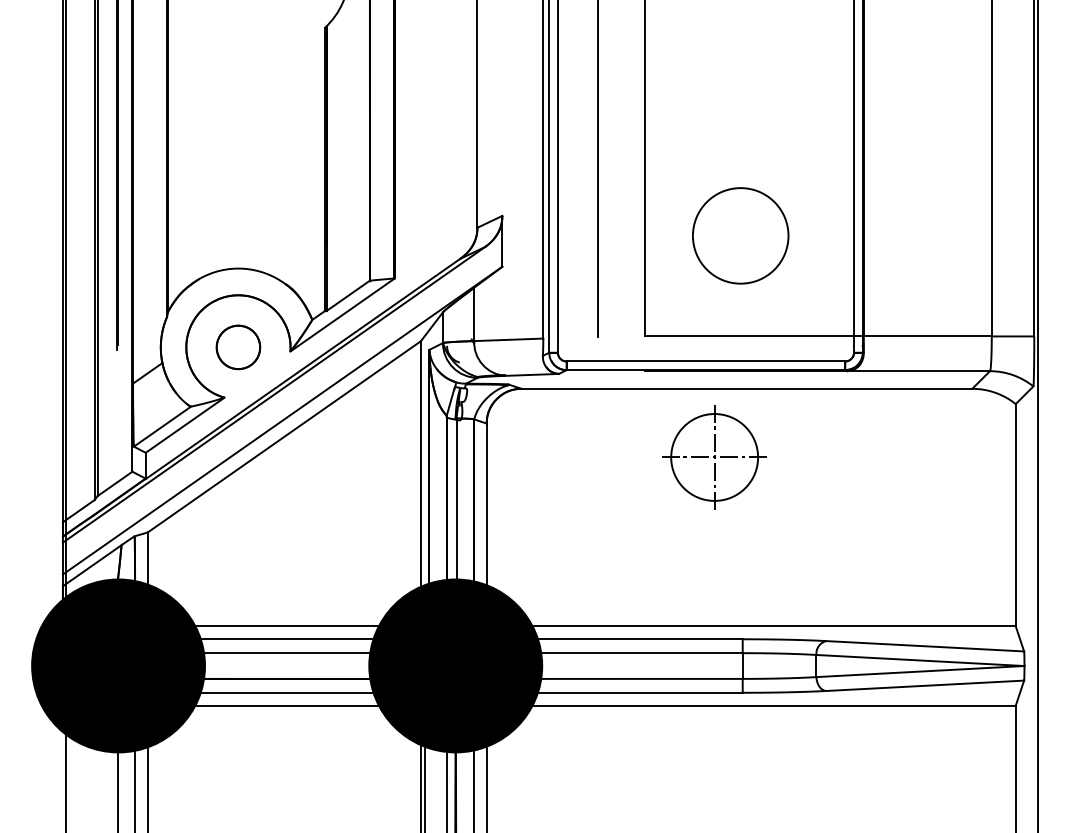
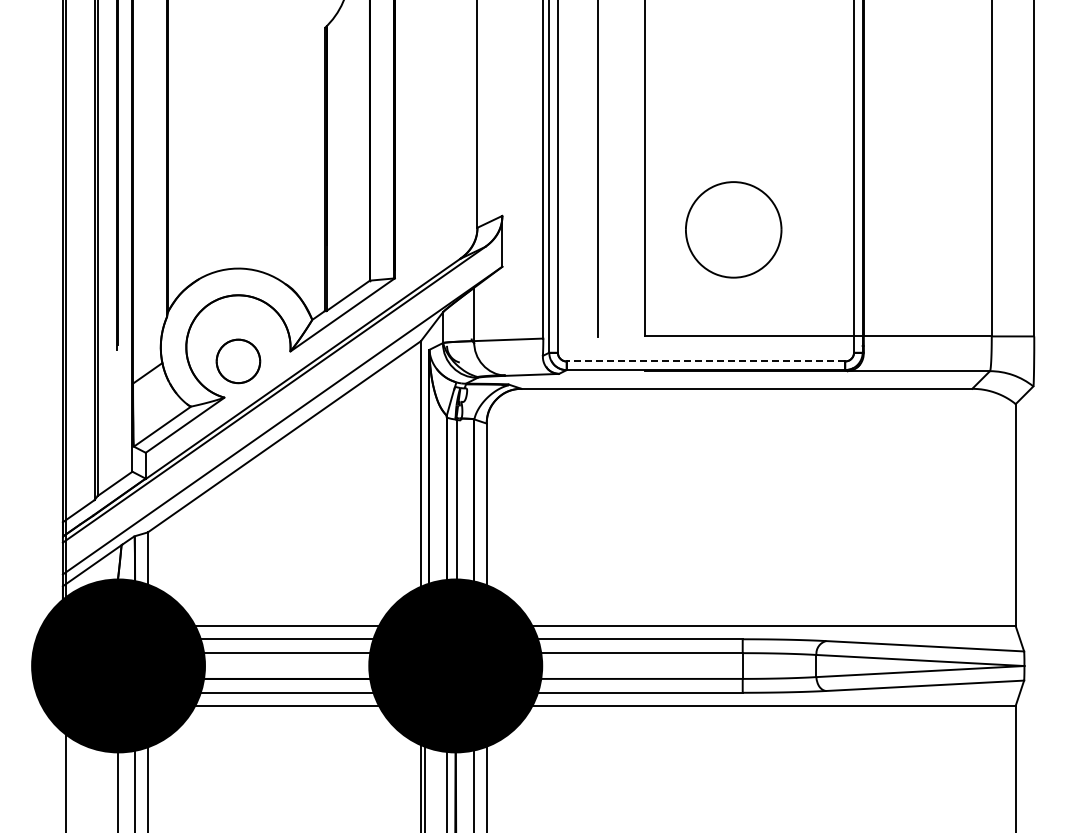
part position: (740, 235) -> (733, 229) (733, 229)
part position: (238, 347) -> (238, 361) (238, 361)
line: solid -> dashed (705, 361)
line: present -> none (1037, 415)
part: present -> none (714, 457)
